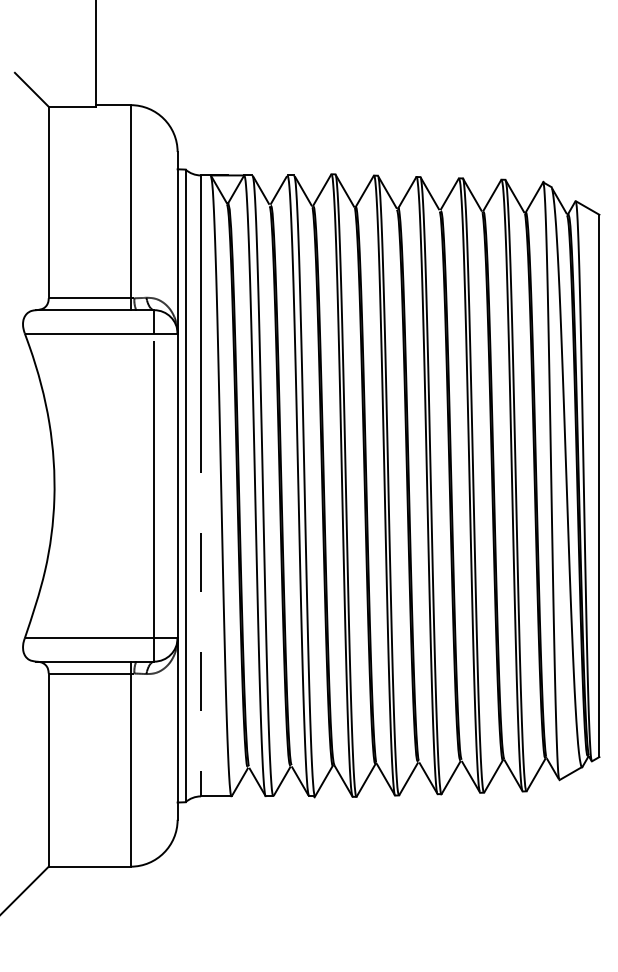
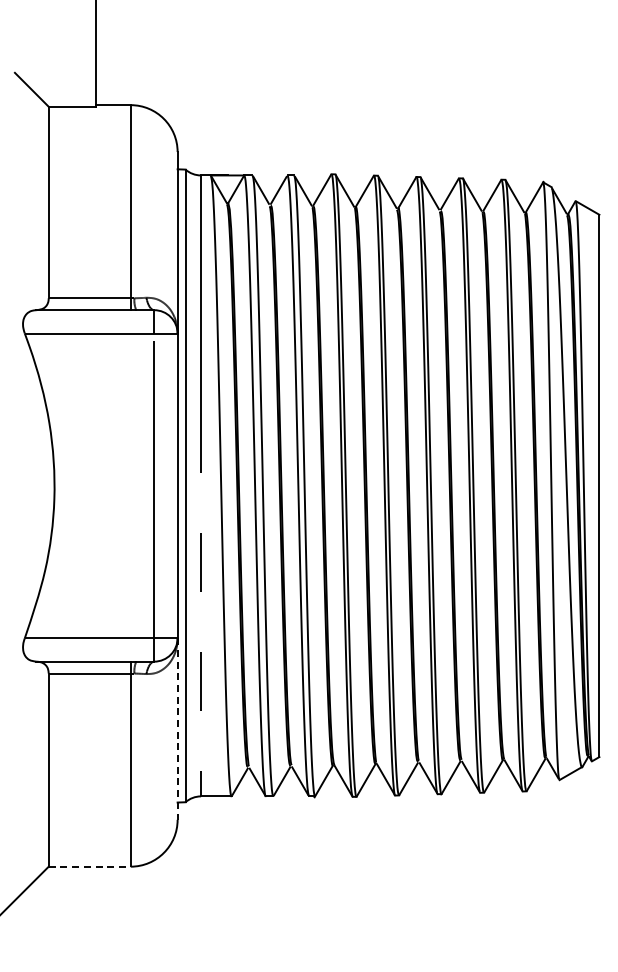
line: solid -> dashed (177, 729)
line: solid -> dashed (90, 866)
